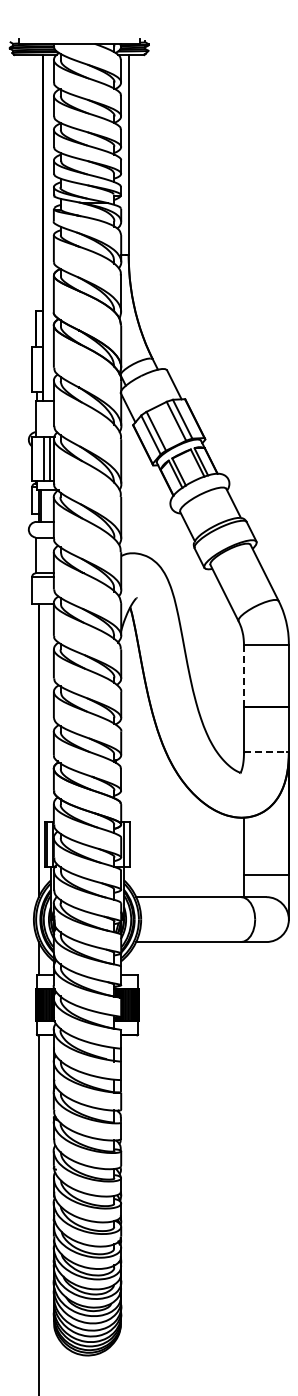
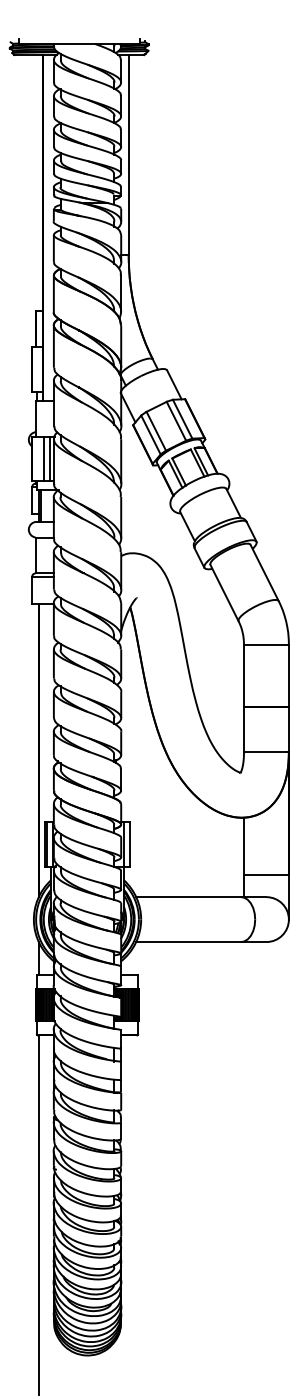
line: dashed -> solid (244, 676)
line: dashed -> solid (265, 751)
